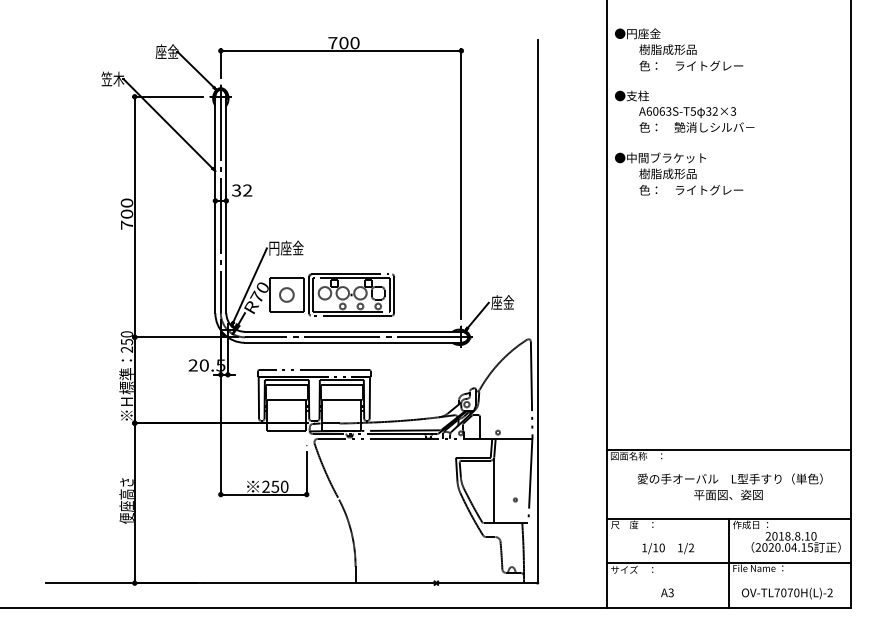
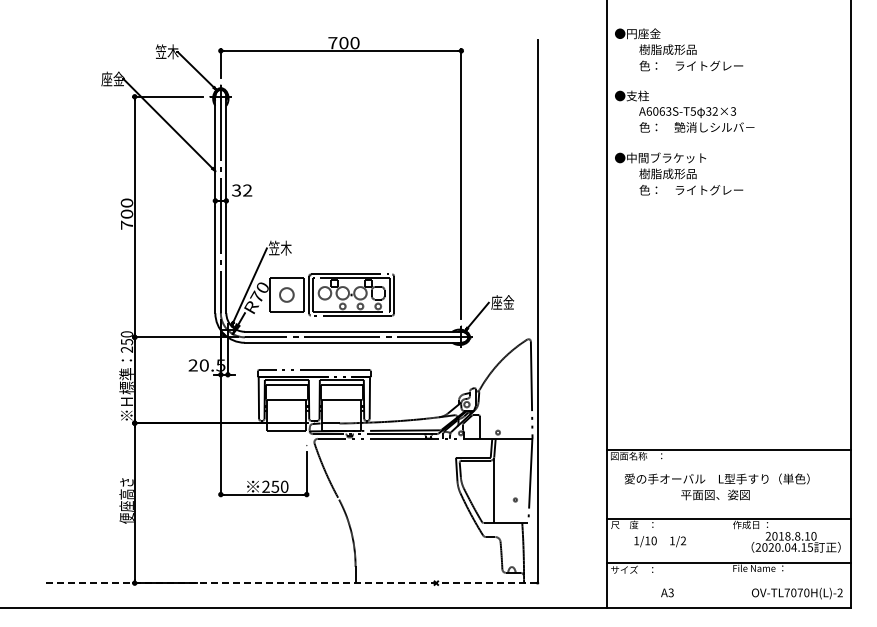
text: 座金 -> 笠木 (166, 51)
text: 笠木 -> 座金 (112, 78)
text: 円座金 -> 笠木 (285, 247)
text position: (730, 486) -> (717, 486) (717, 486)
text position: (668, 548) -> (660, 541) (660, 541)
line: present -> none (728, 563)
line: solid -> dashed (291, 583)
text position: (787, 593) -> (797, 593) (797, 593)
